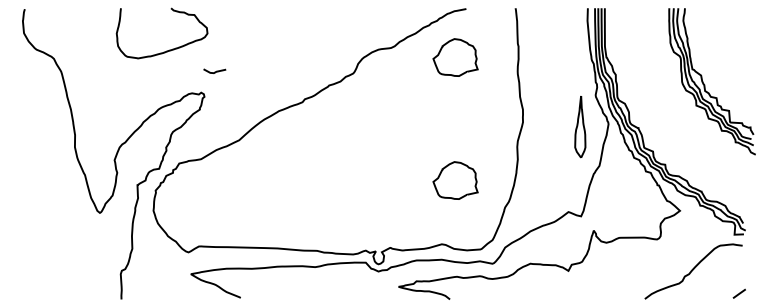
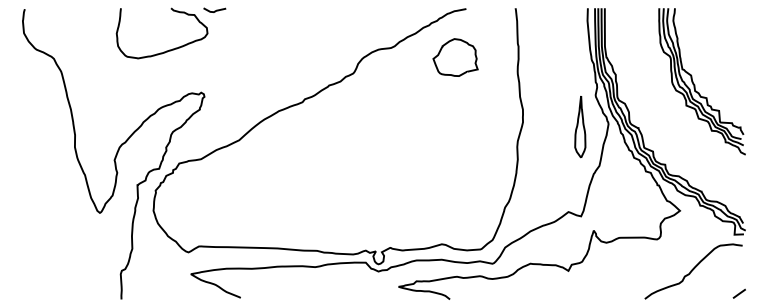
line position: (214, 71) -> (214, 10) (214, 10)
part position: (705, 85) -> (695, 85) (695, 85)
part: present -> none (455, 180)
